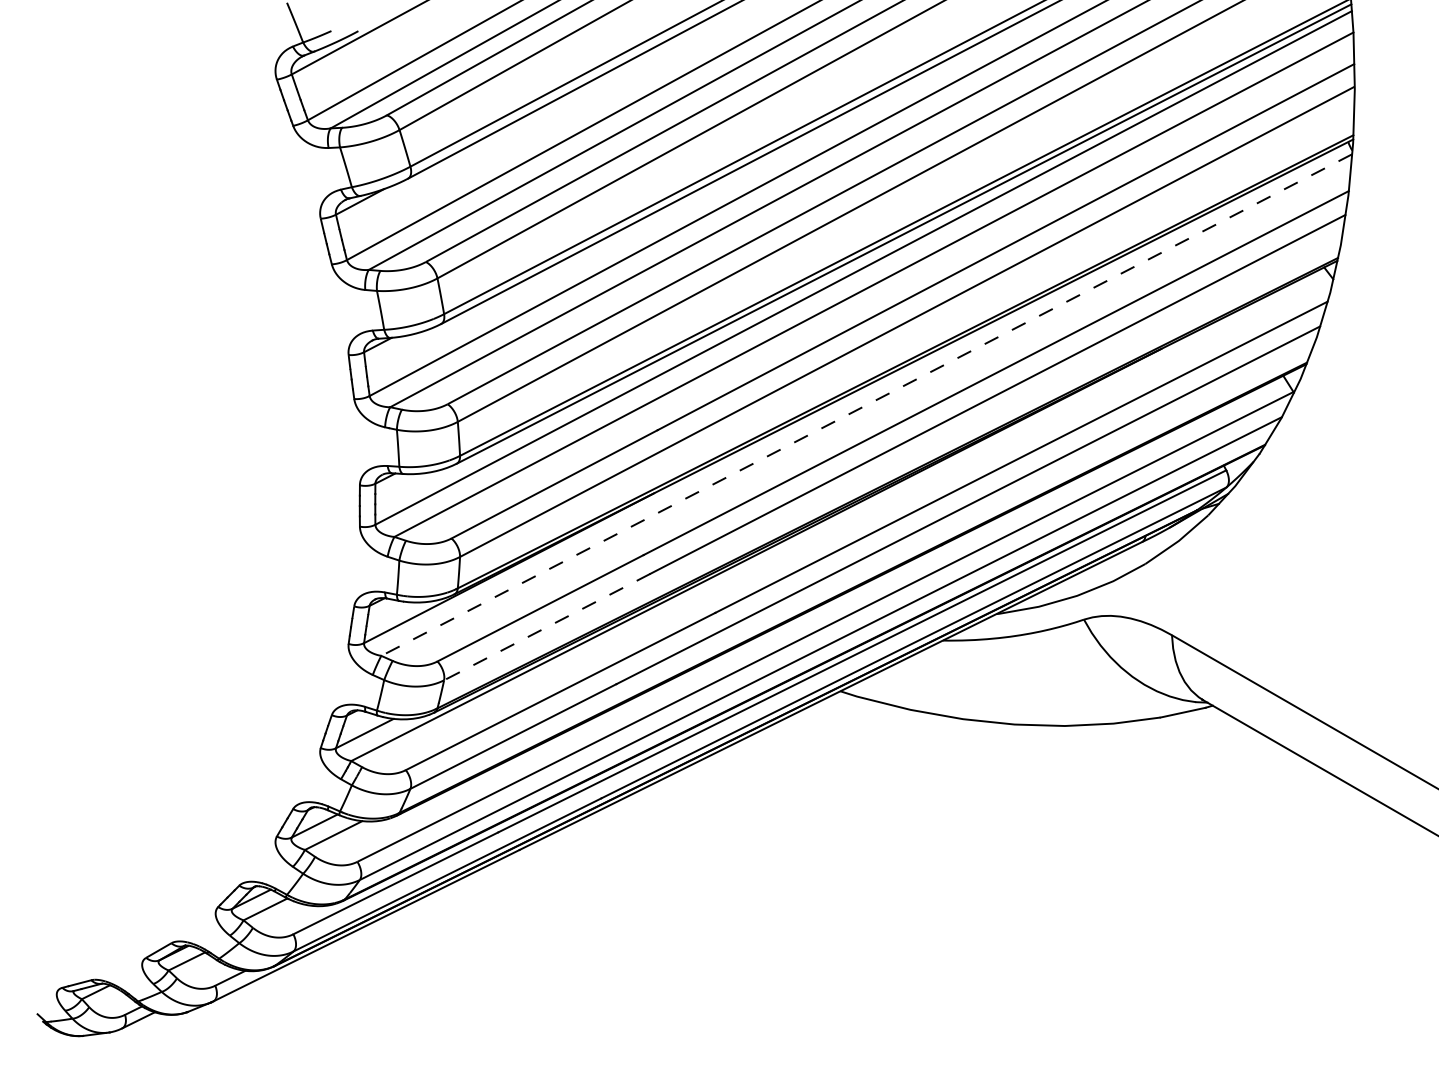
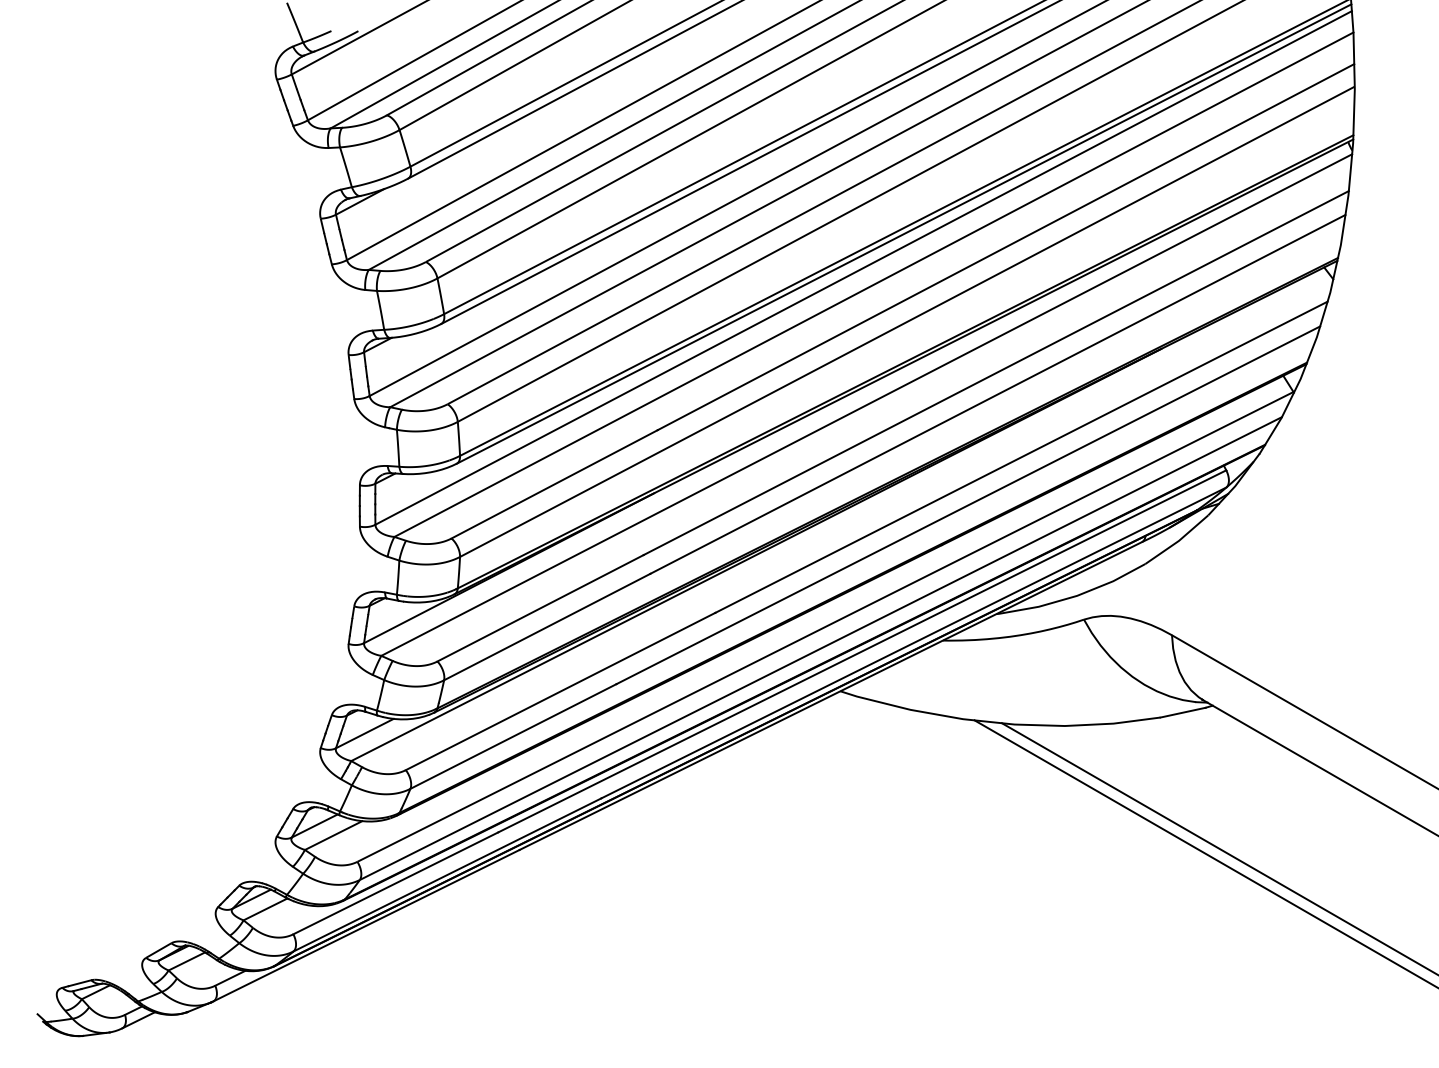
line: dashed -> solid (866, 405)
line: dashed -> solid (546, 627)
line: none -> present (1218, 848)
line: none -> present (1204, 853)
